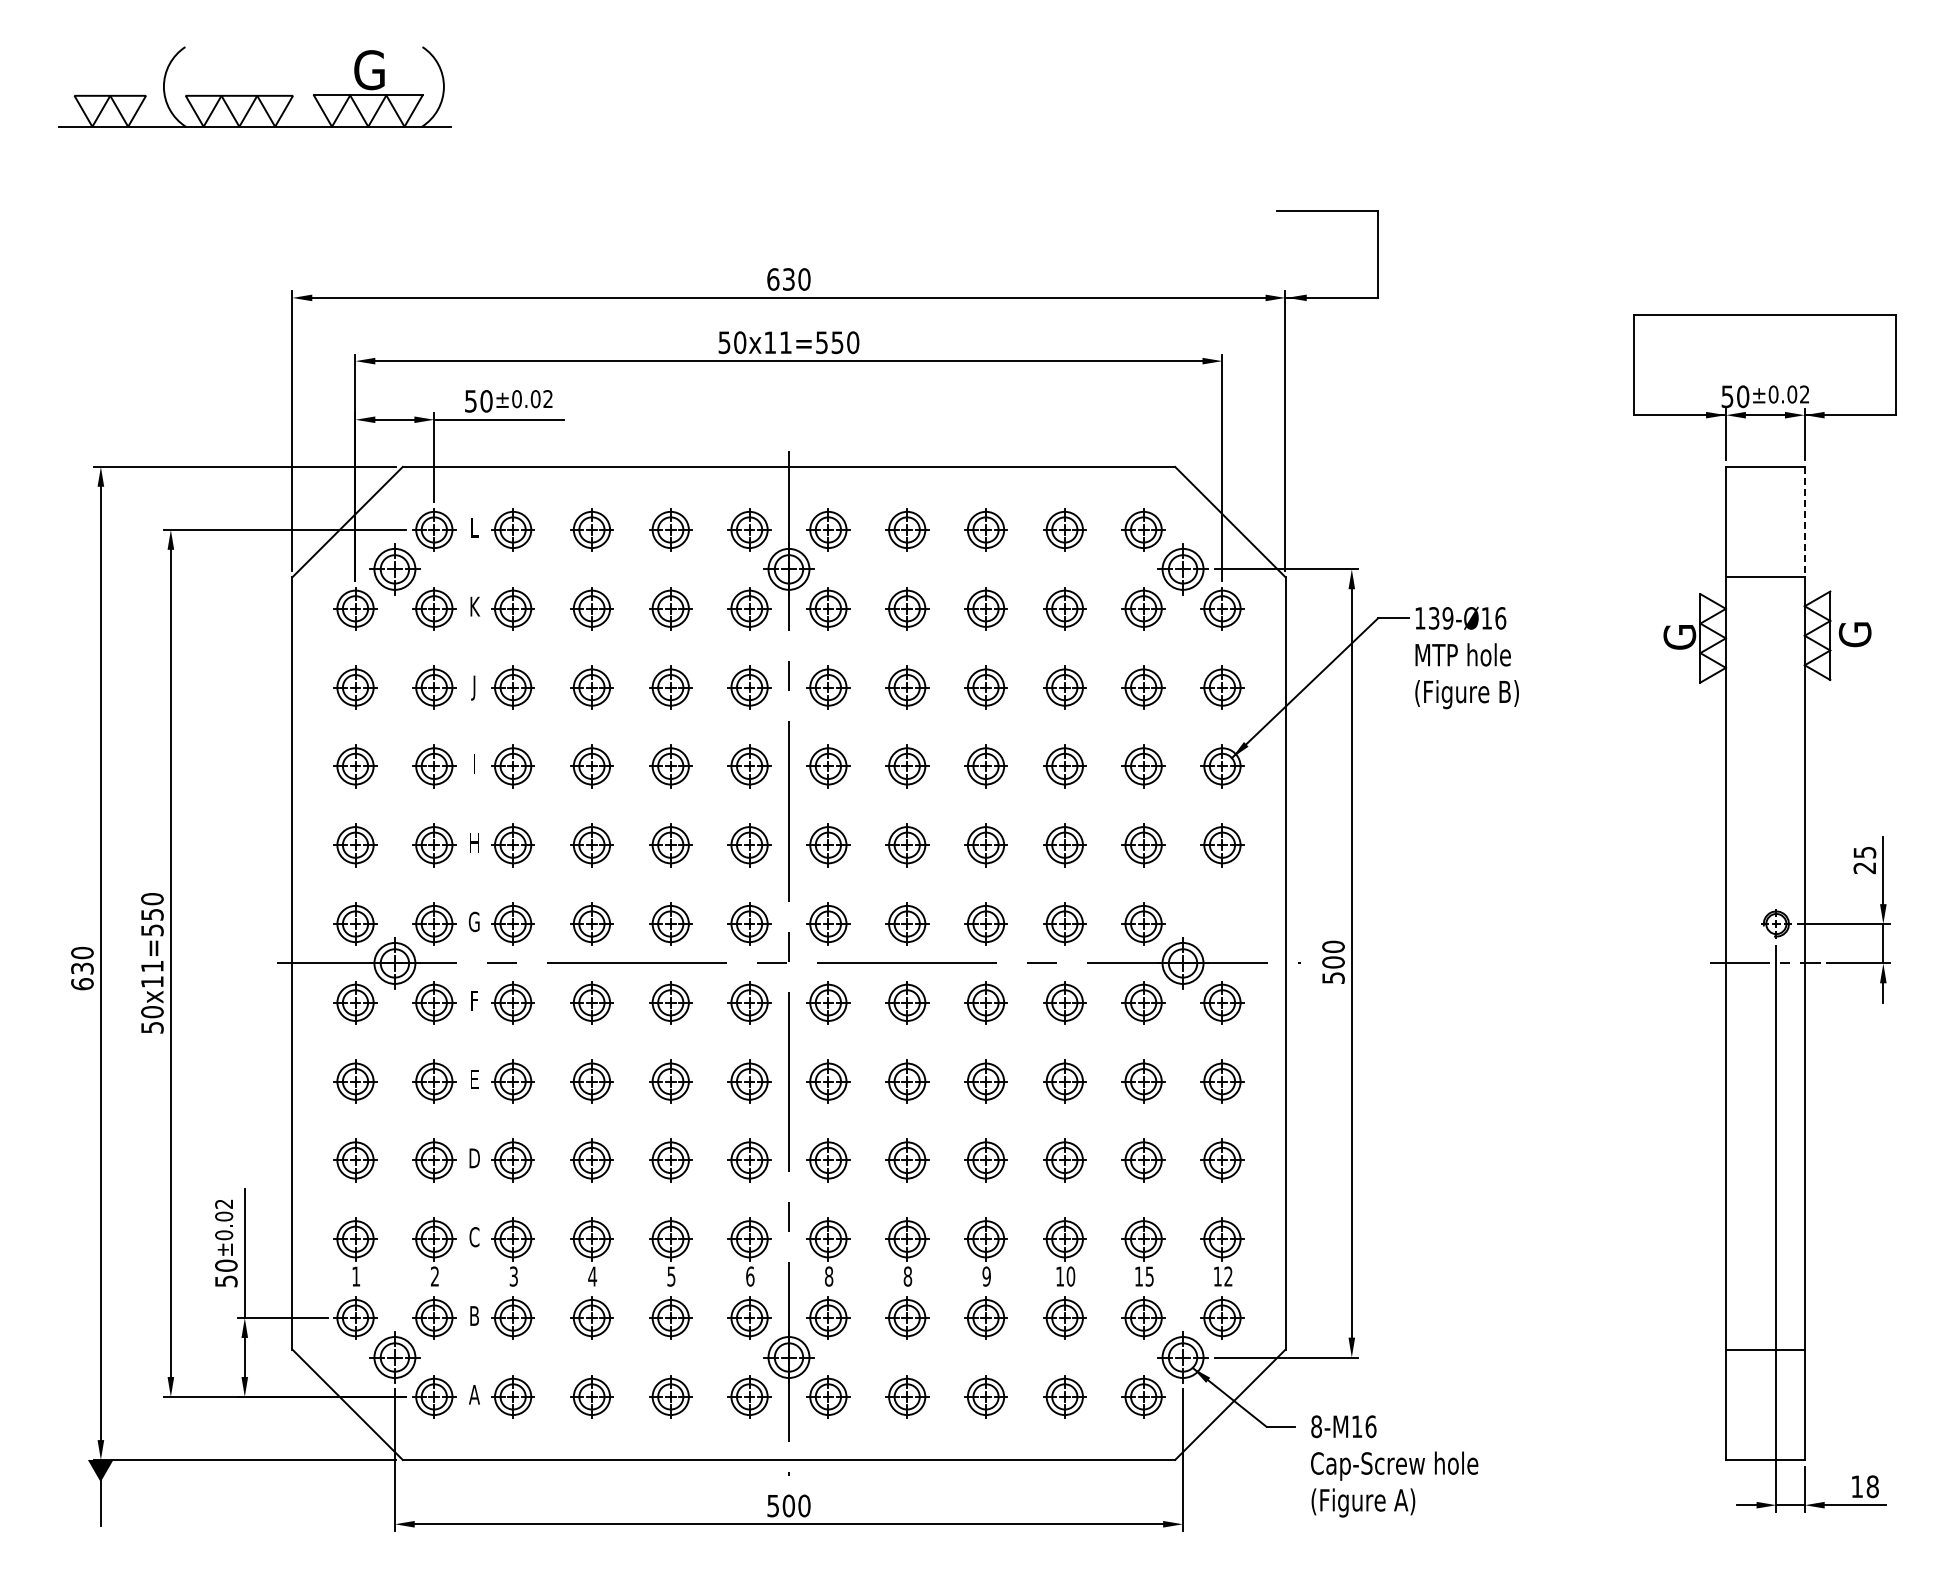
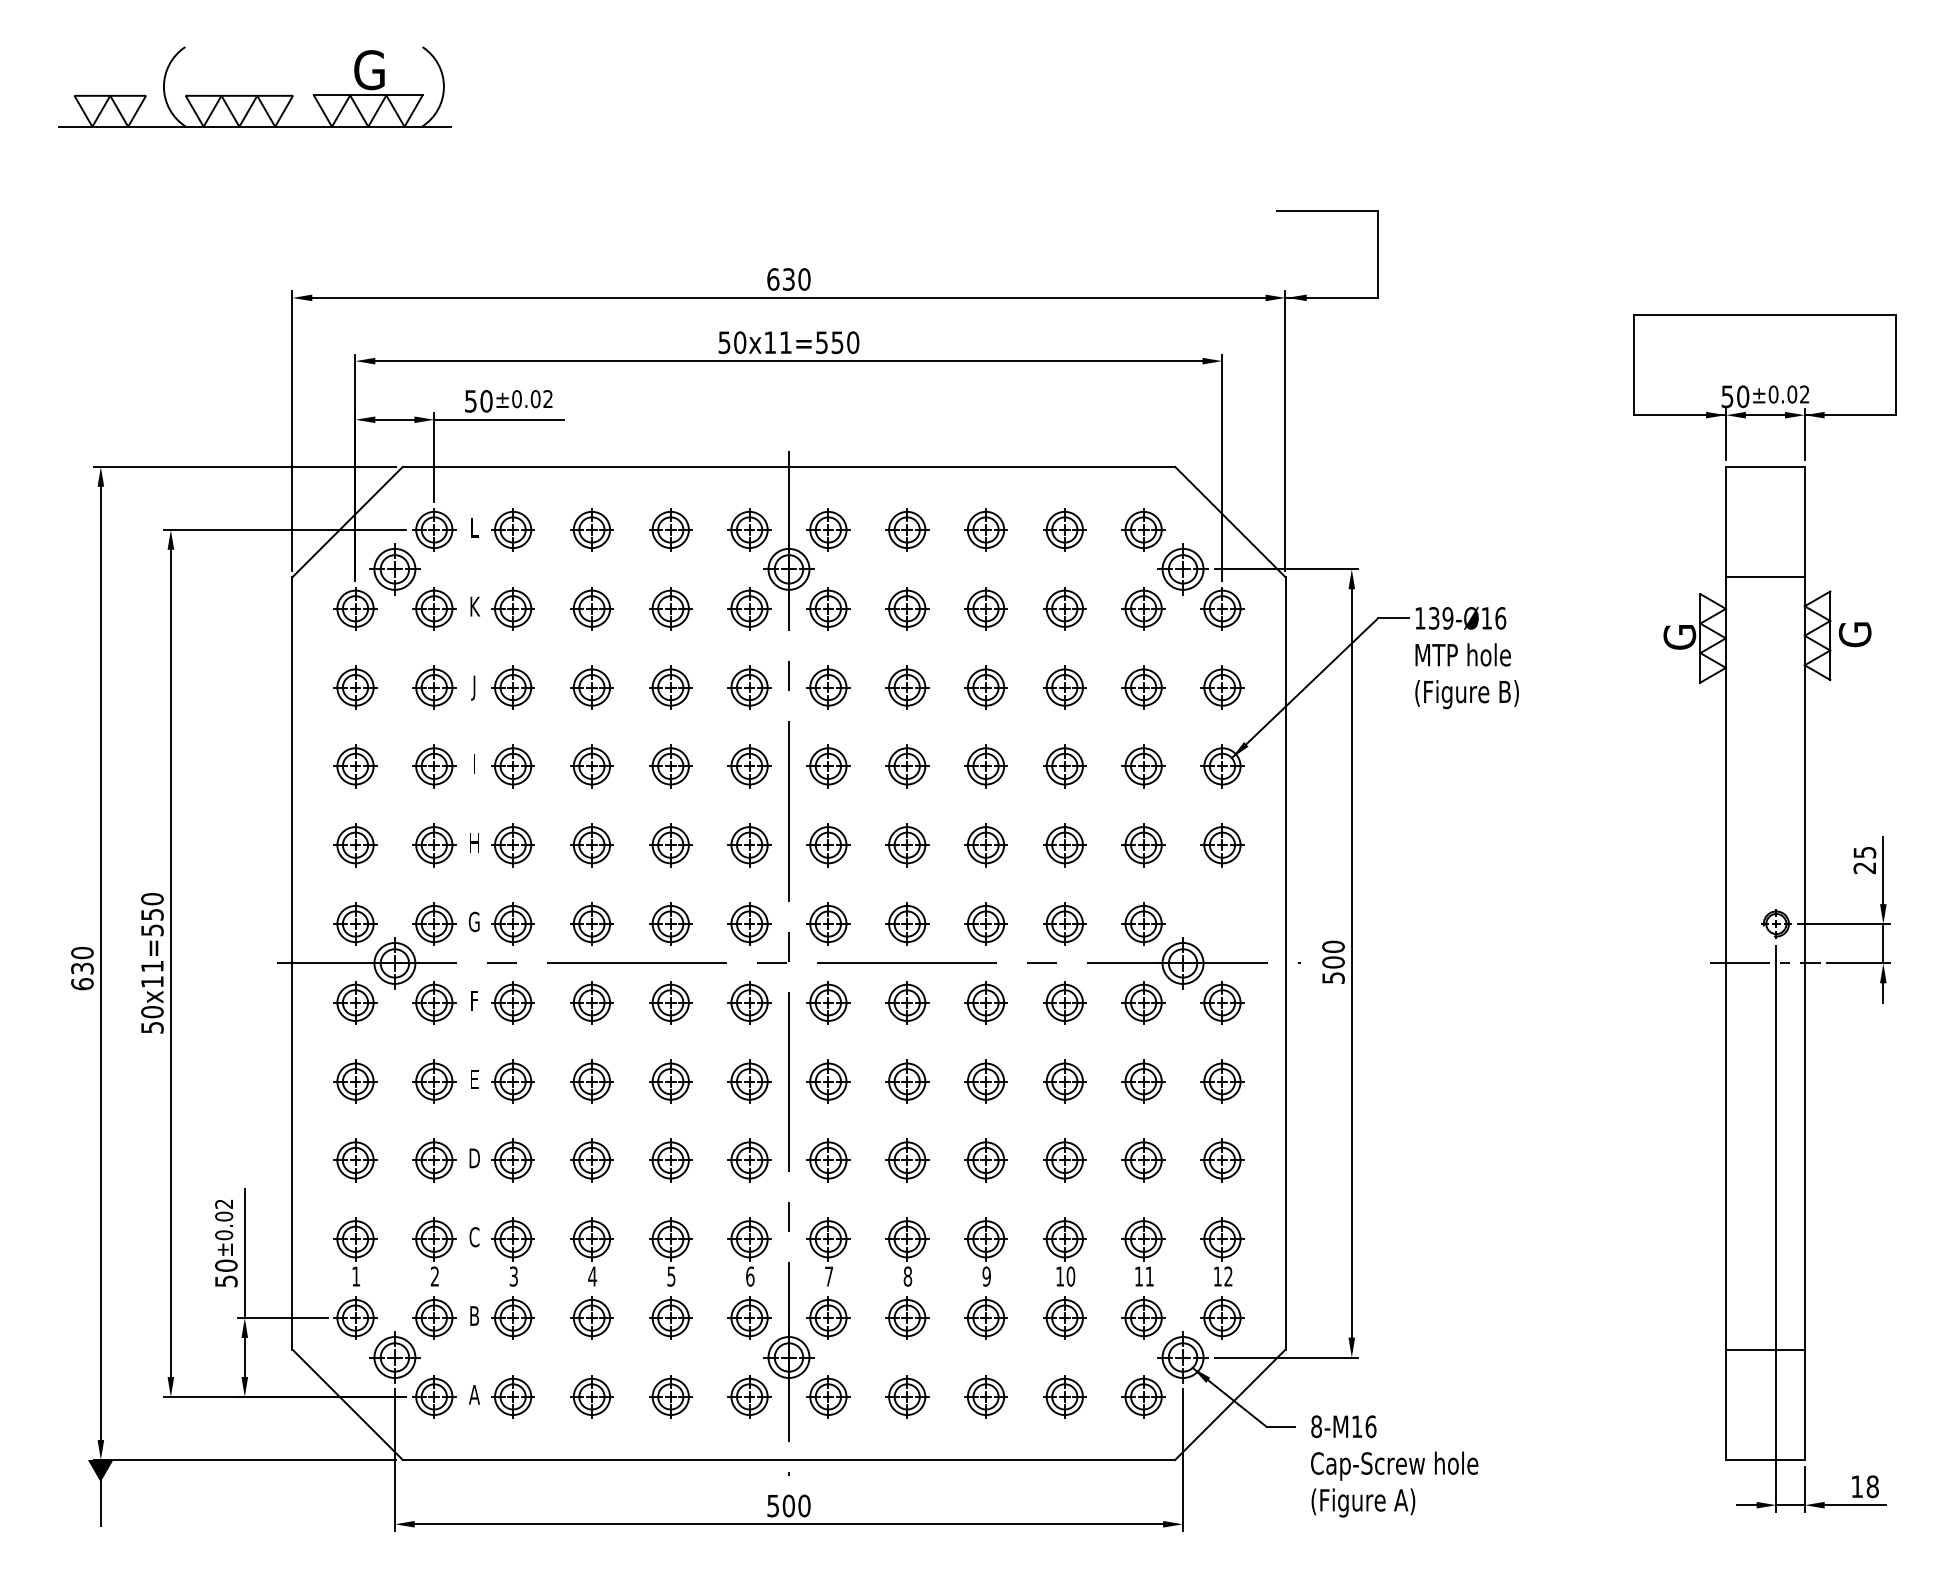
line: dashed -> solid (1804, 522)
text: 8 -> 7 (829, 1276)
text: 15 -> 11 (1149, 1276)
